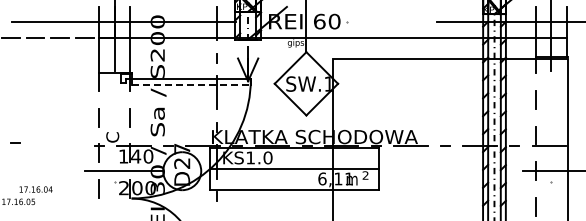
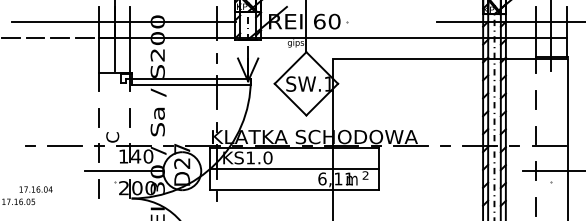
line: dashed -> solid (191, 84)
line position: (15, 142) -> (30, 145) (30, 145)
line: none -> present (64, 146)
